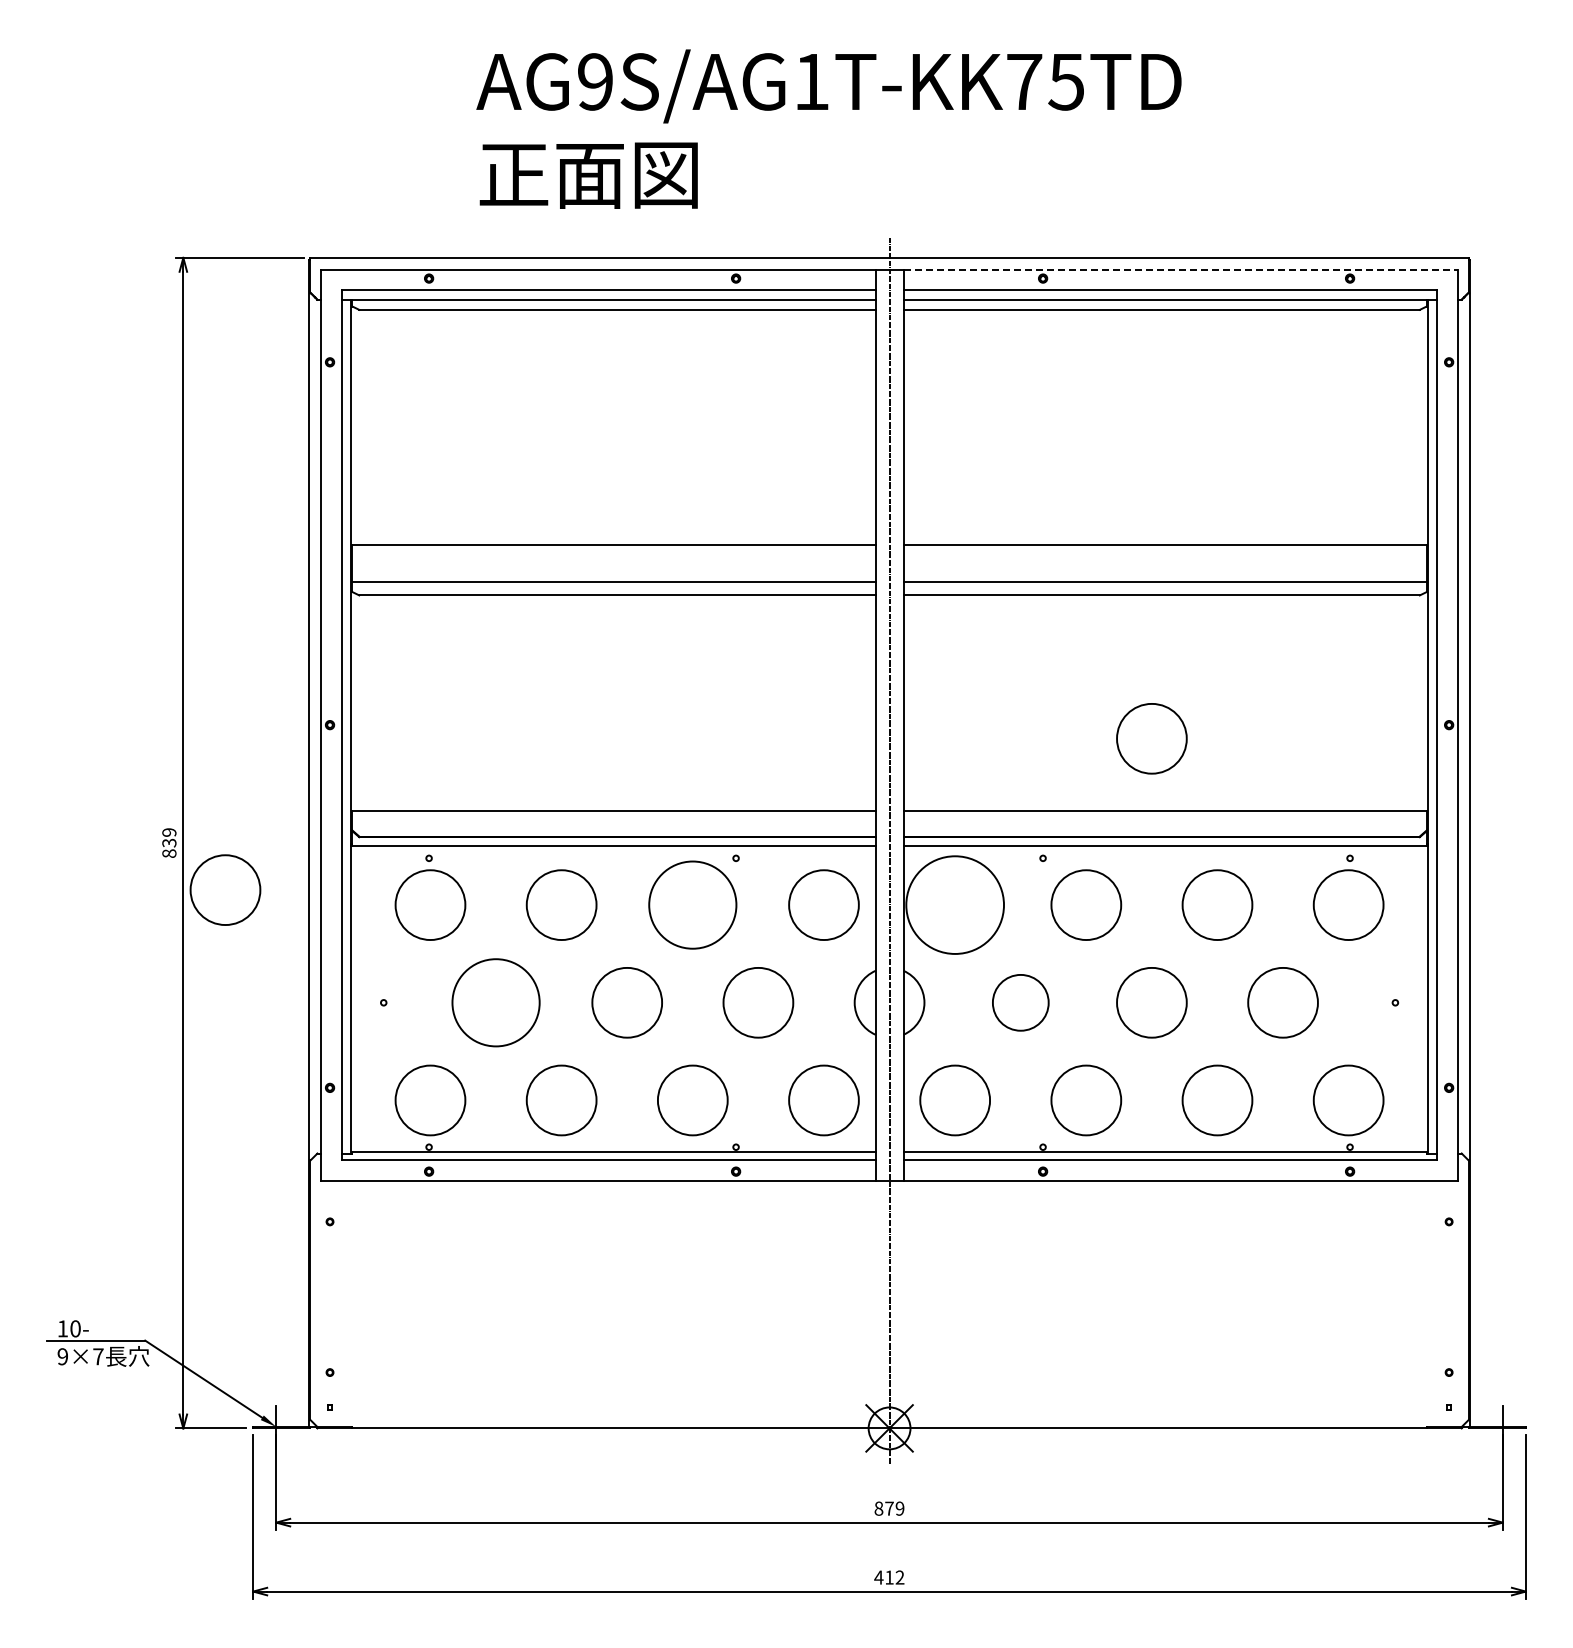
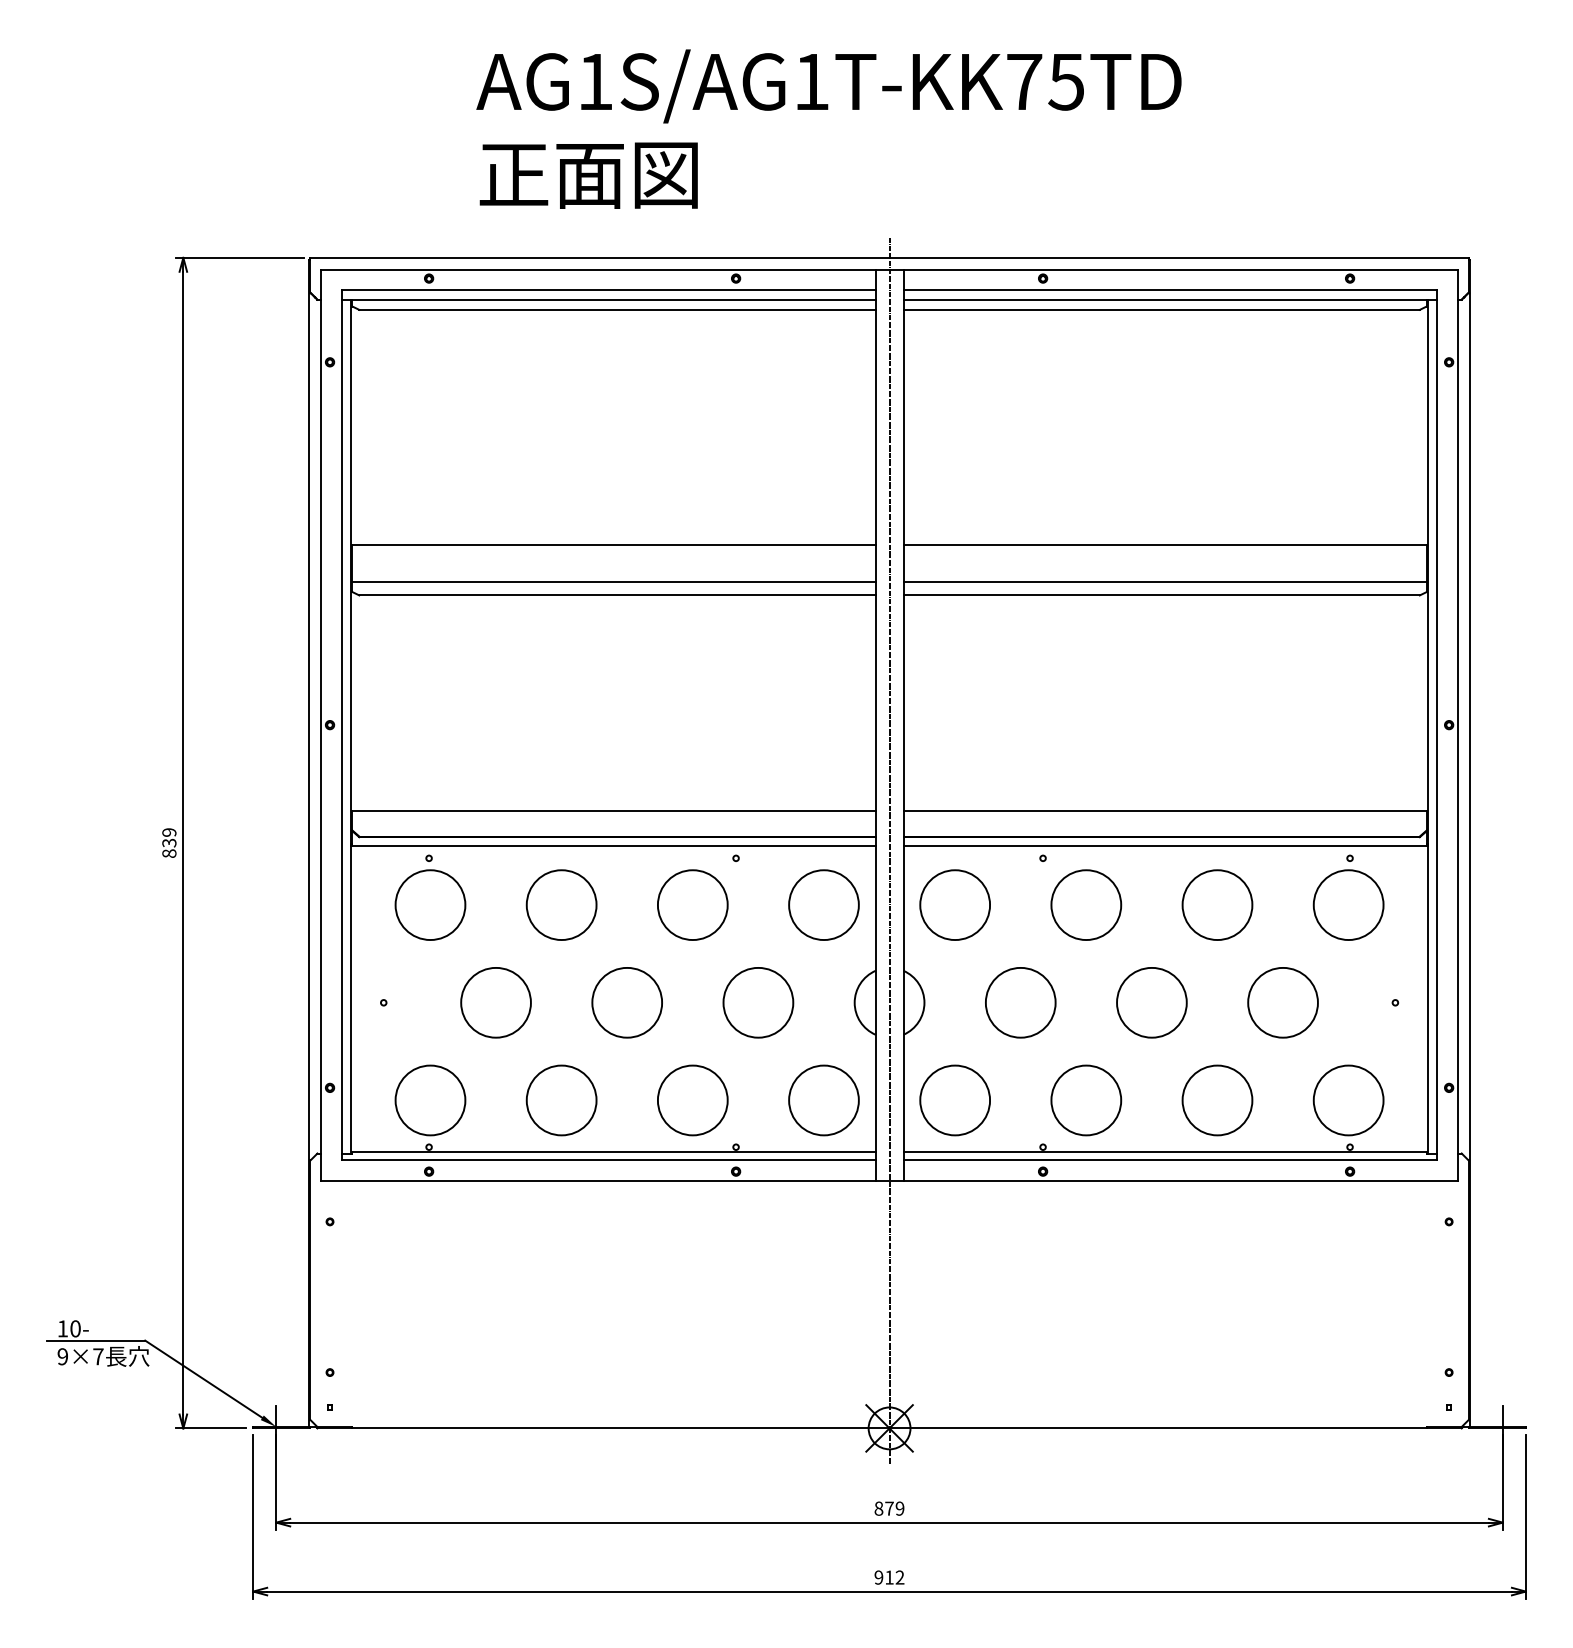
text: AG9S/AG1T-KK75TD -> AG1S/AG1T-KK75TD (595, 81)
line: dashed -> solid (1181, 269)
circle: present -> none (1151, 738)
circle: present -> none (225, 889)
circle diameter: 87 px -> 70 px (692, 905)
circle diameter: 98 px -> 70 px (955, 905)
circle diameter: 87 px -> 70 px (495, 1002)
circle size: 58x58 px -> 72x72 px (1020, 1002)
text: 412 -> 912 (878, 1577)
